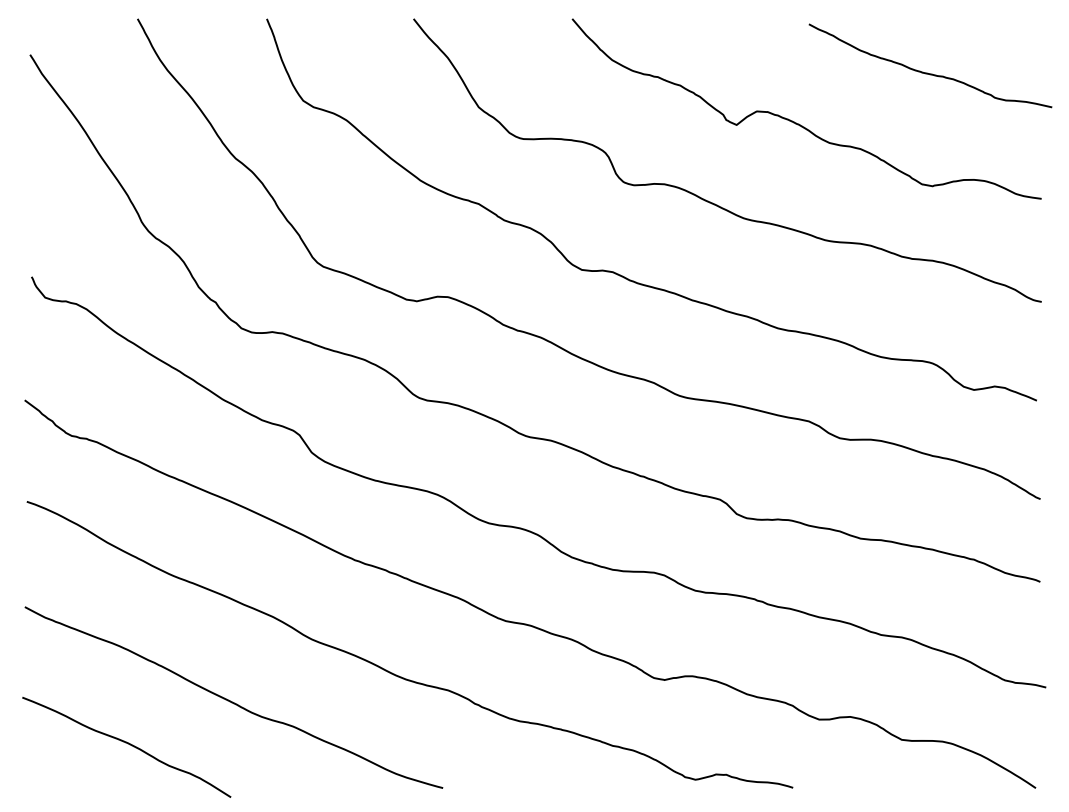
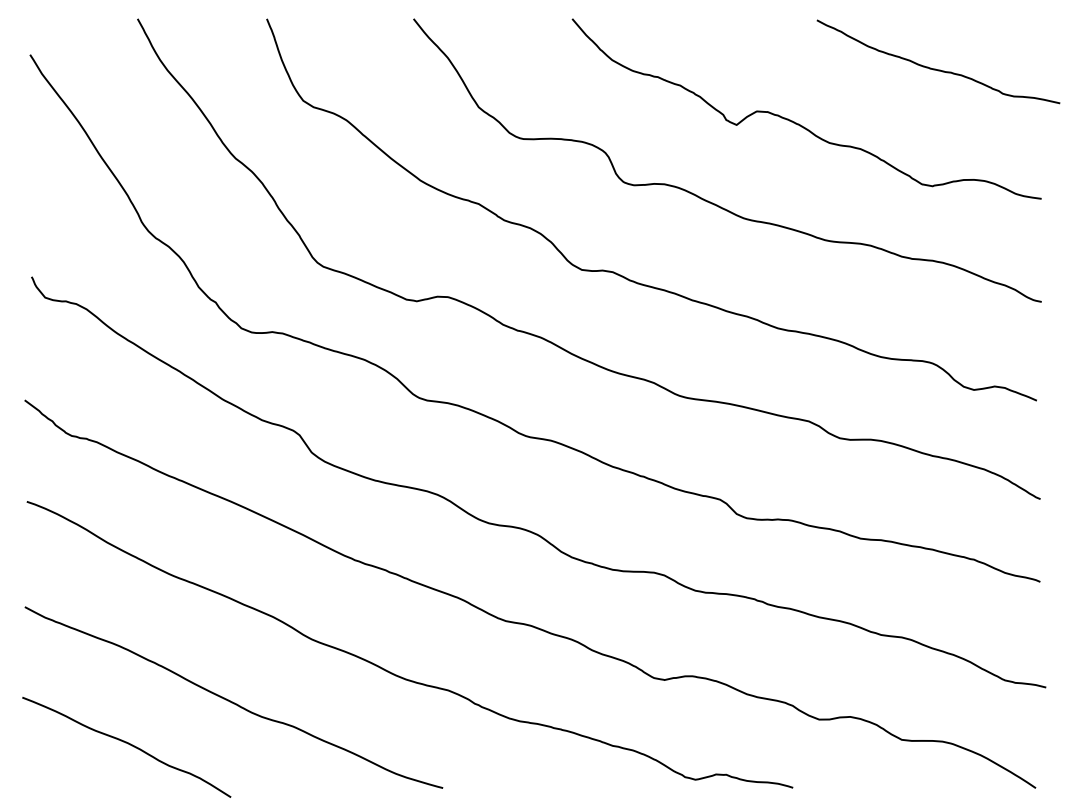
curve position: (927, 72) -> (935, 68) (935, 68)
